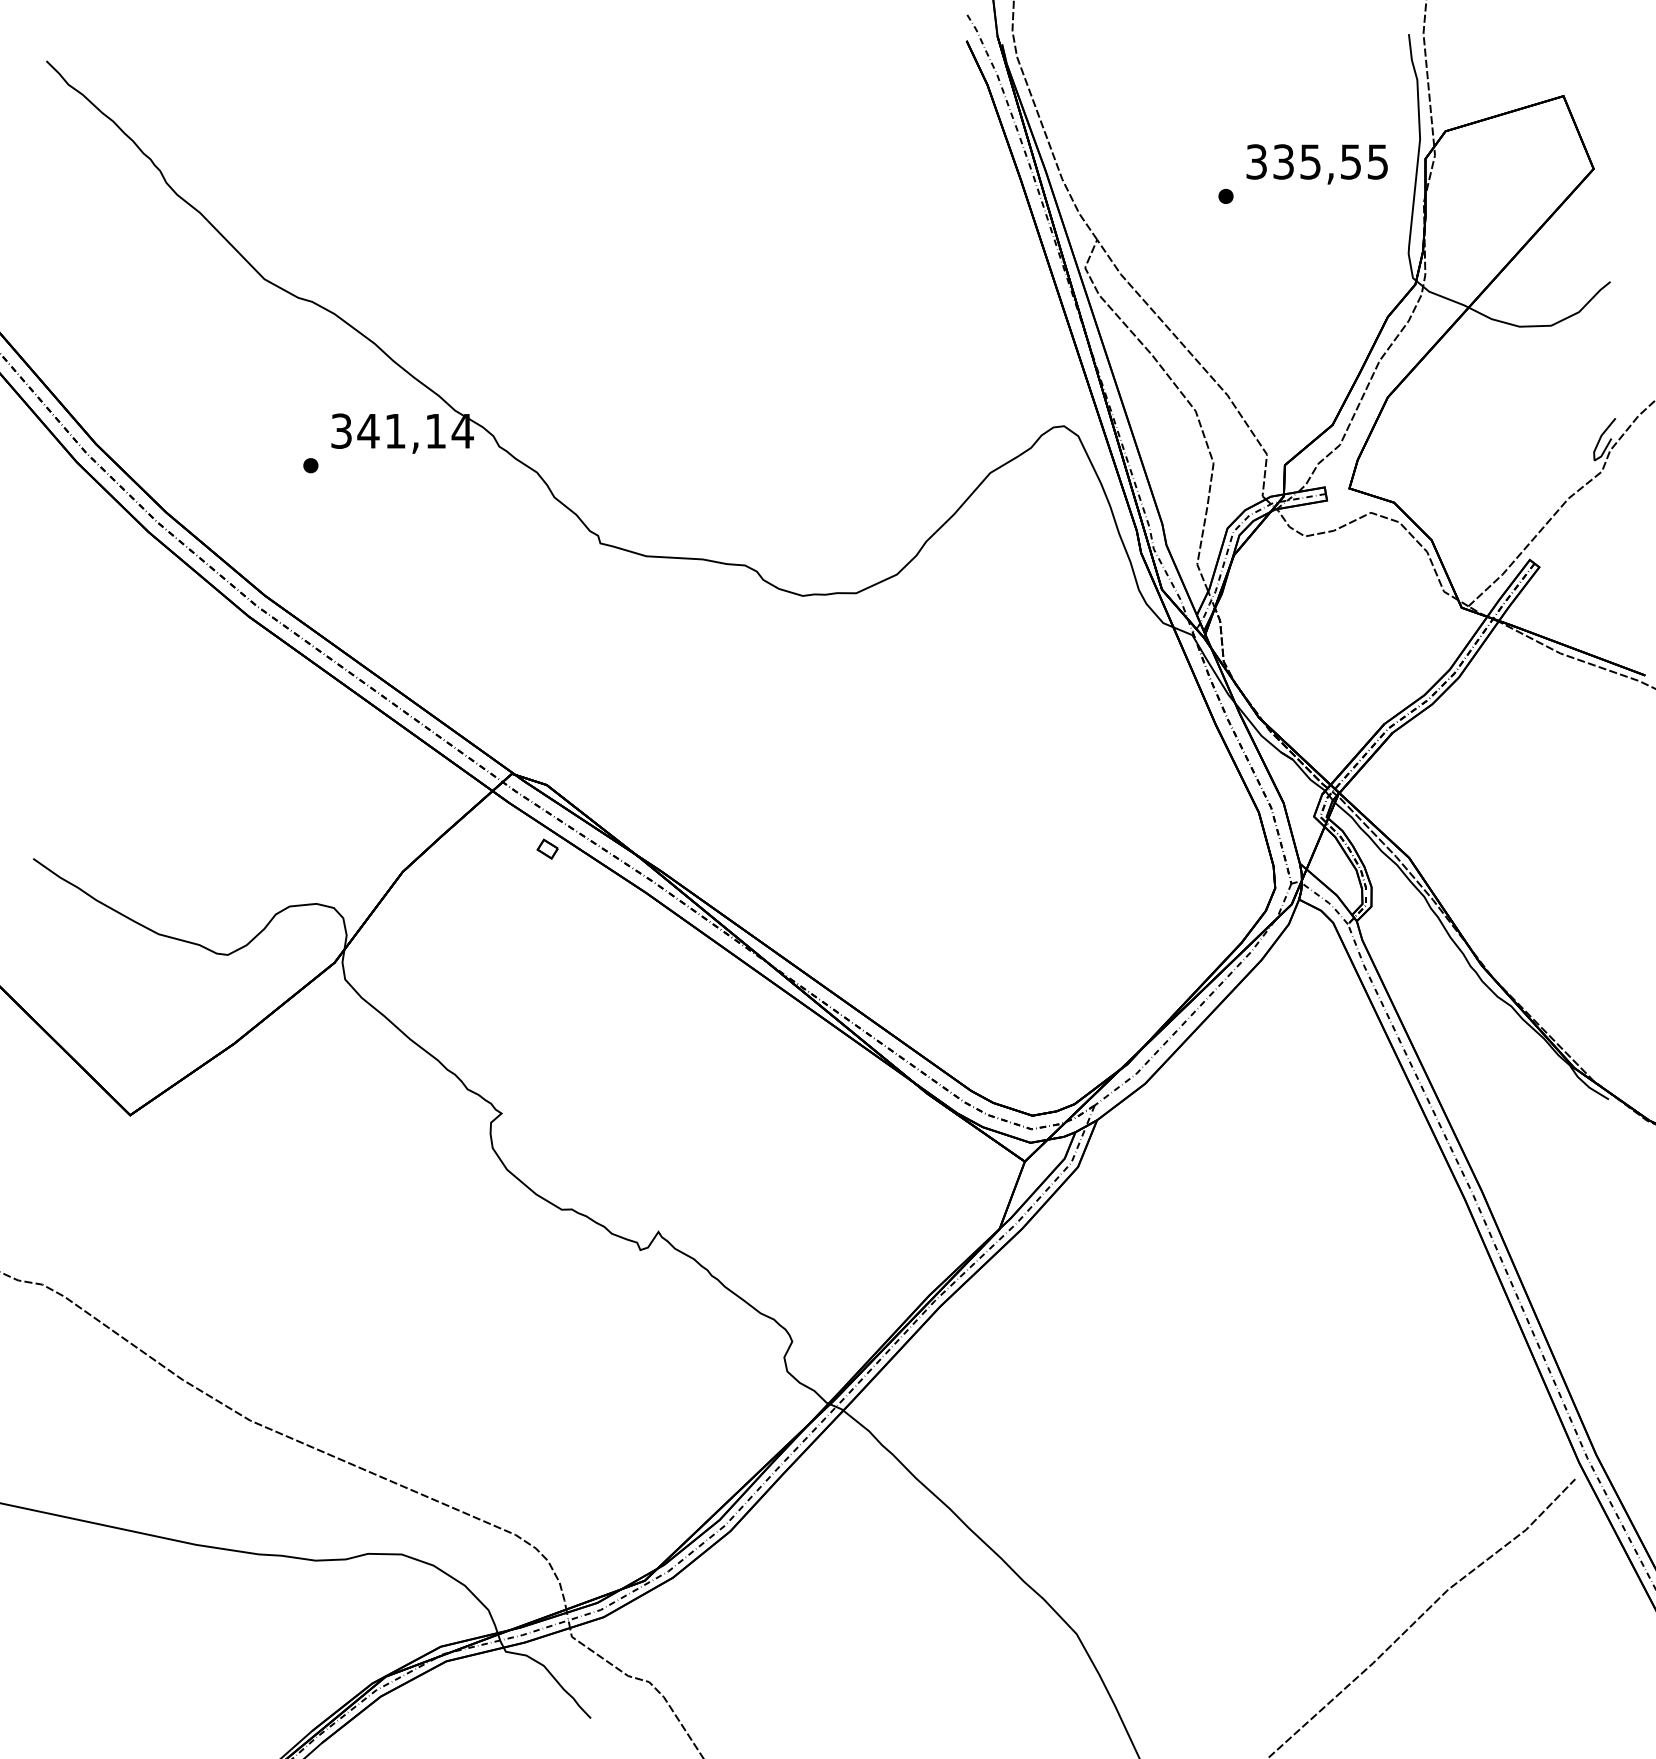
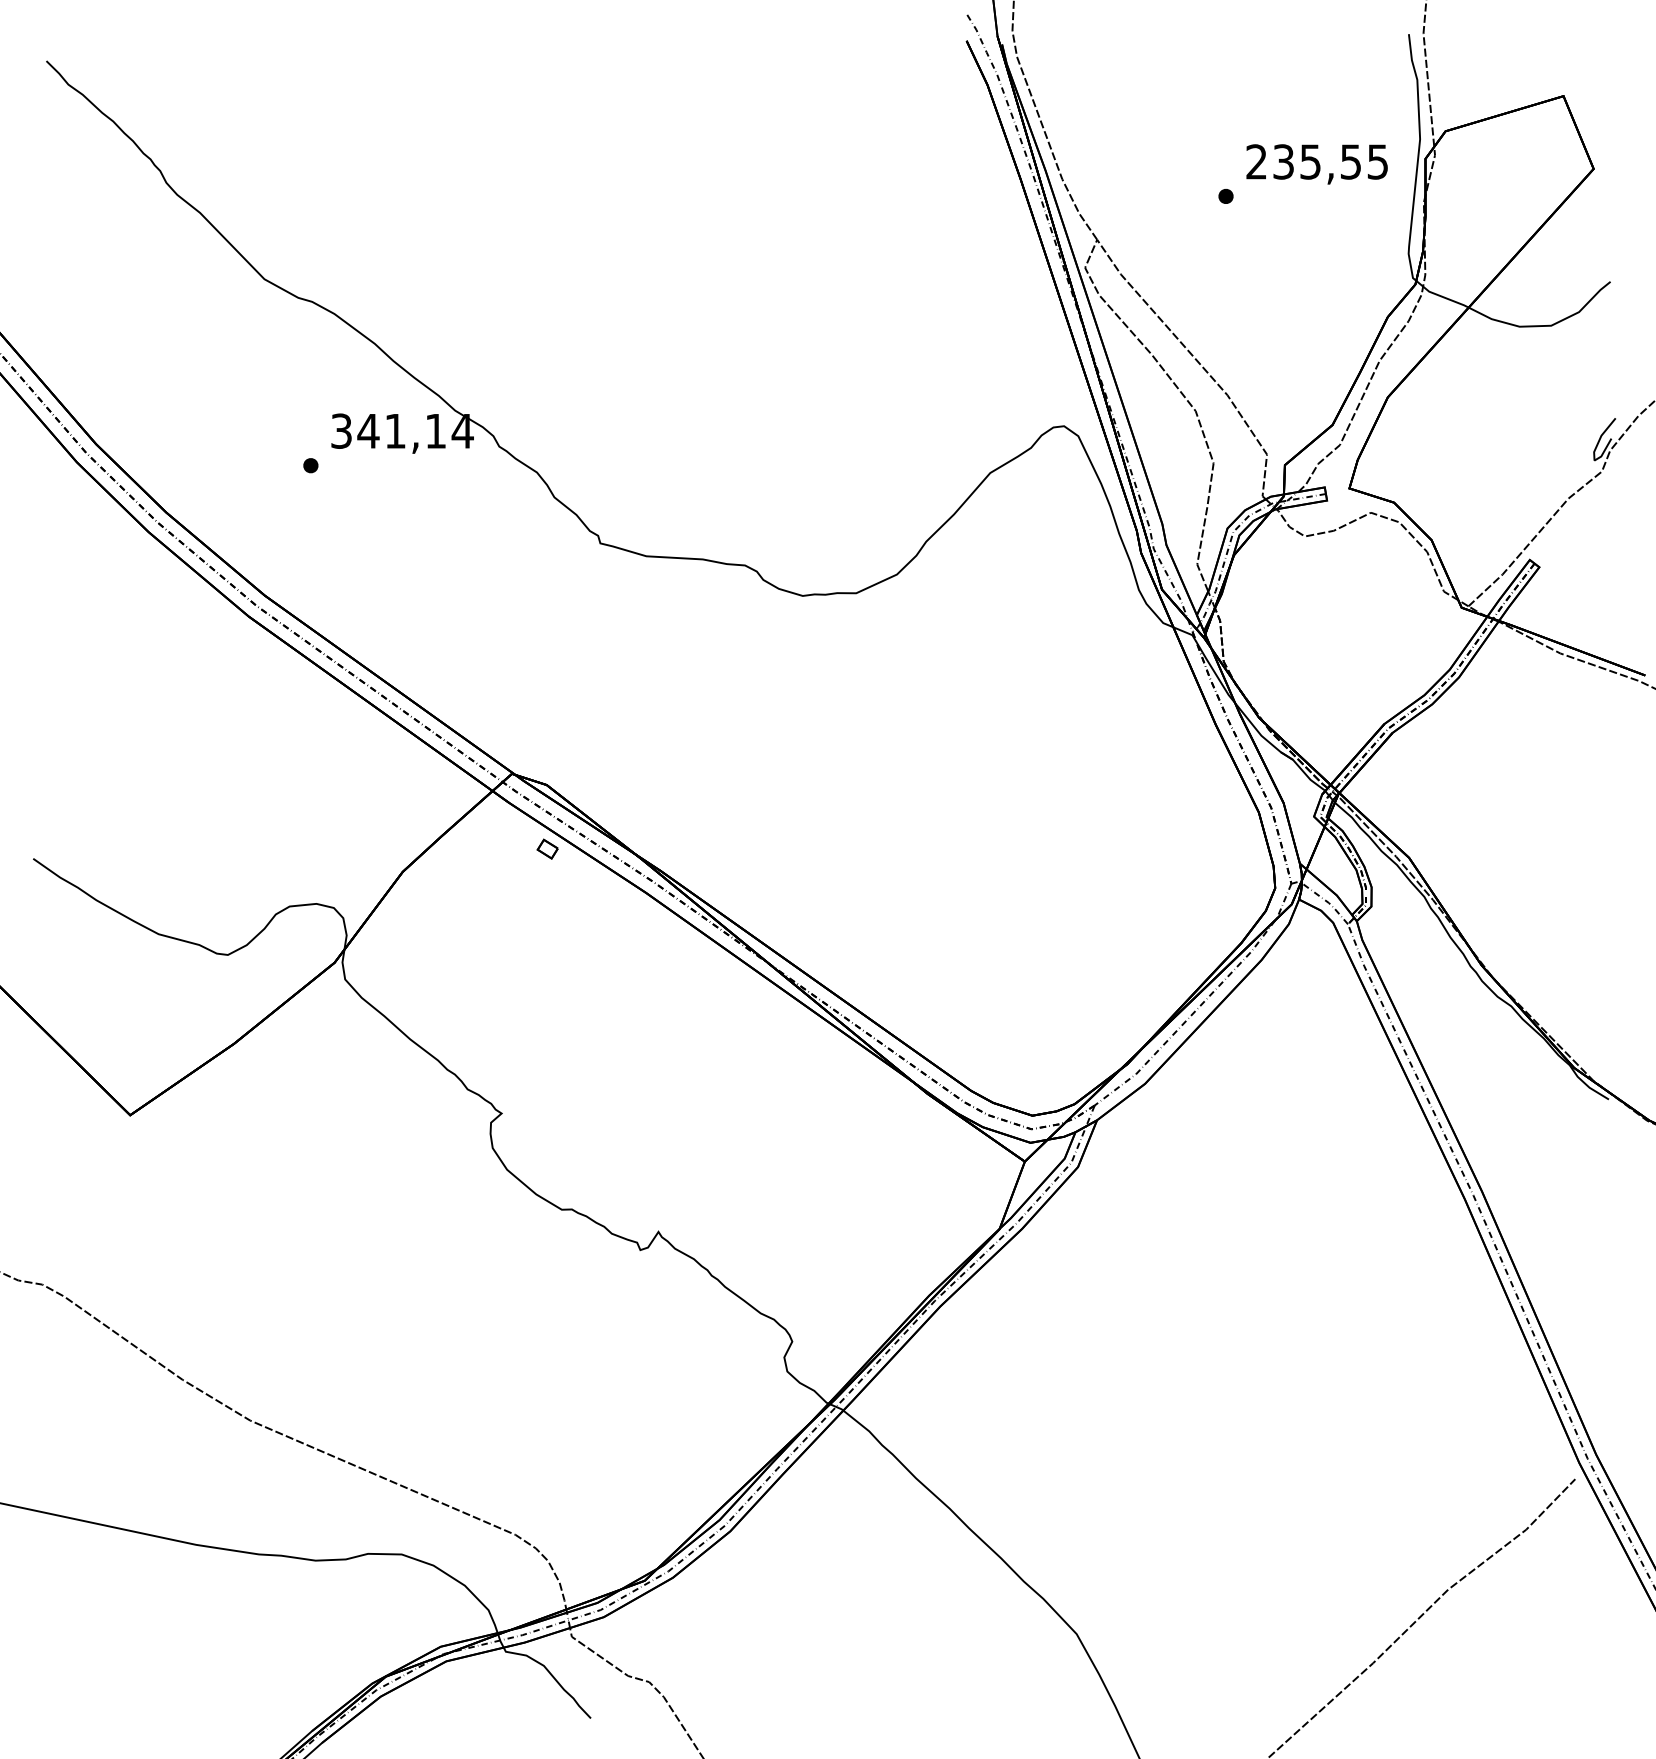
text: 335,55 -> 235,55 (1256, 161)
